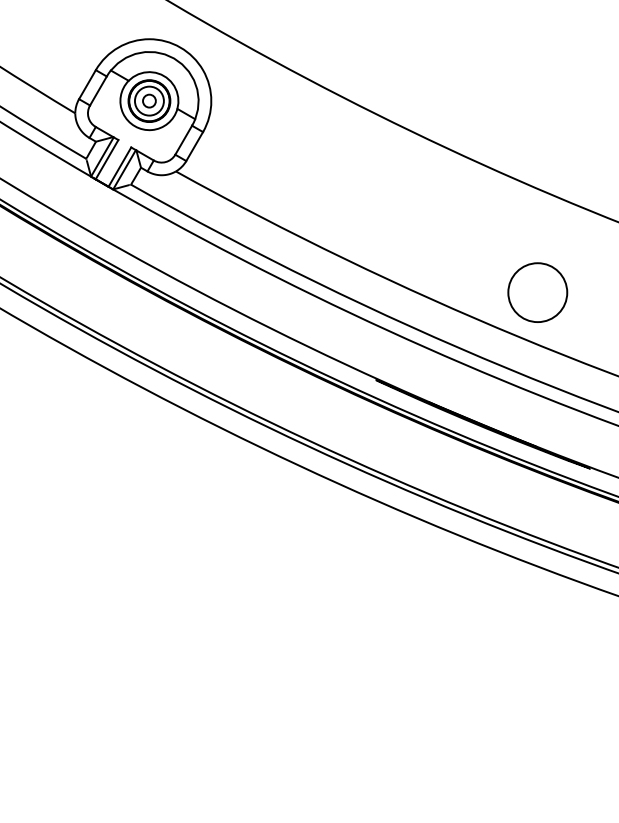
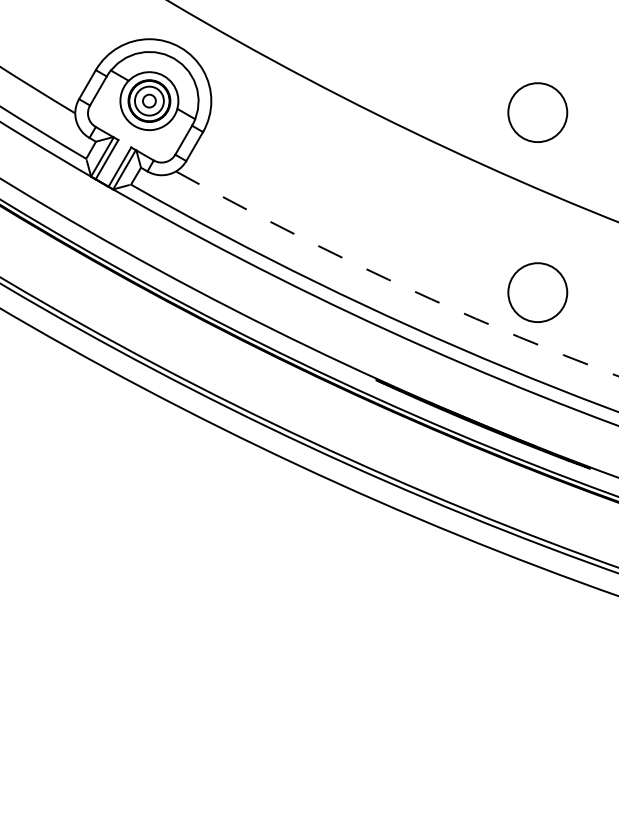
circle: none -> present (537, 112)
arc: solid -> dashed (393, 282)
